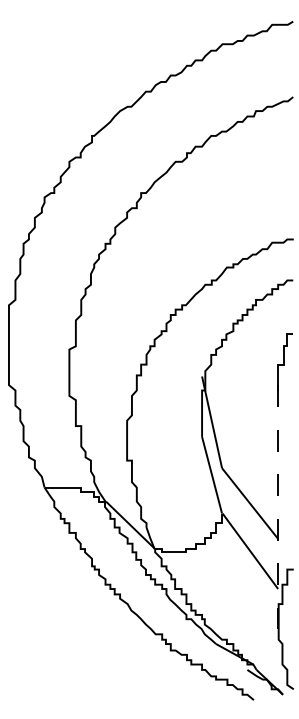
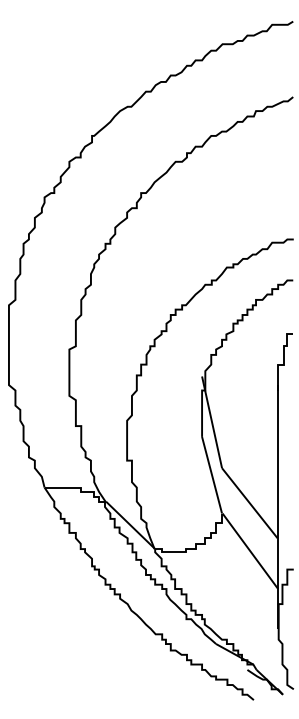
line: dashed -> solid (278, 507)
